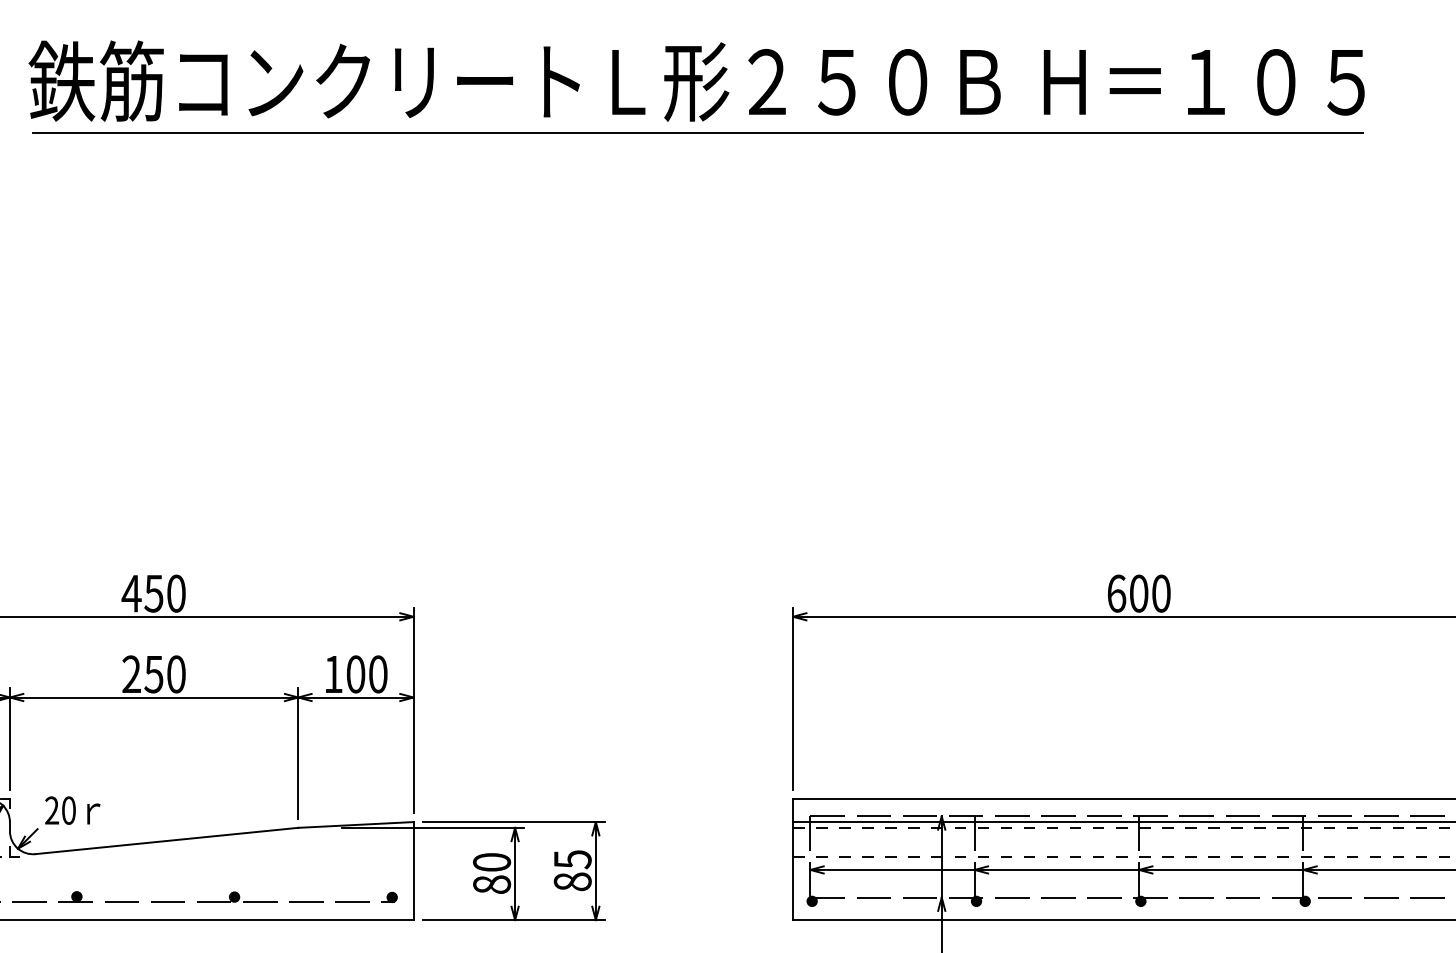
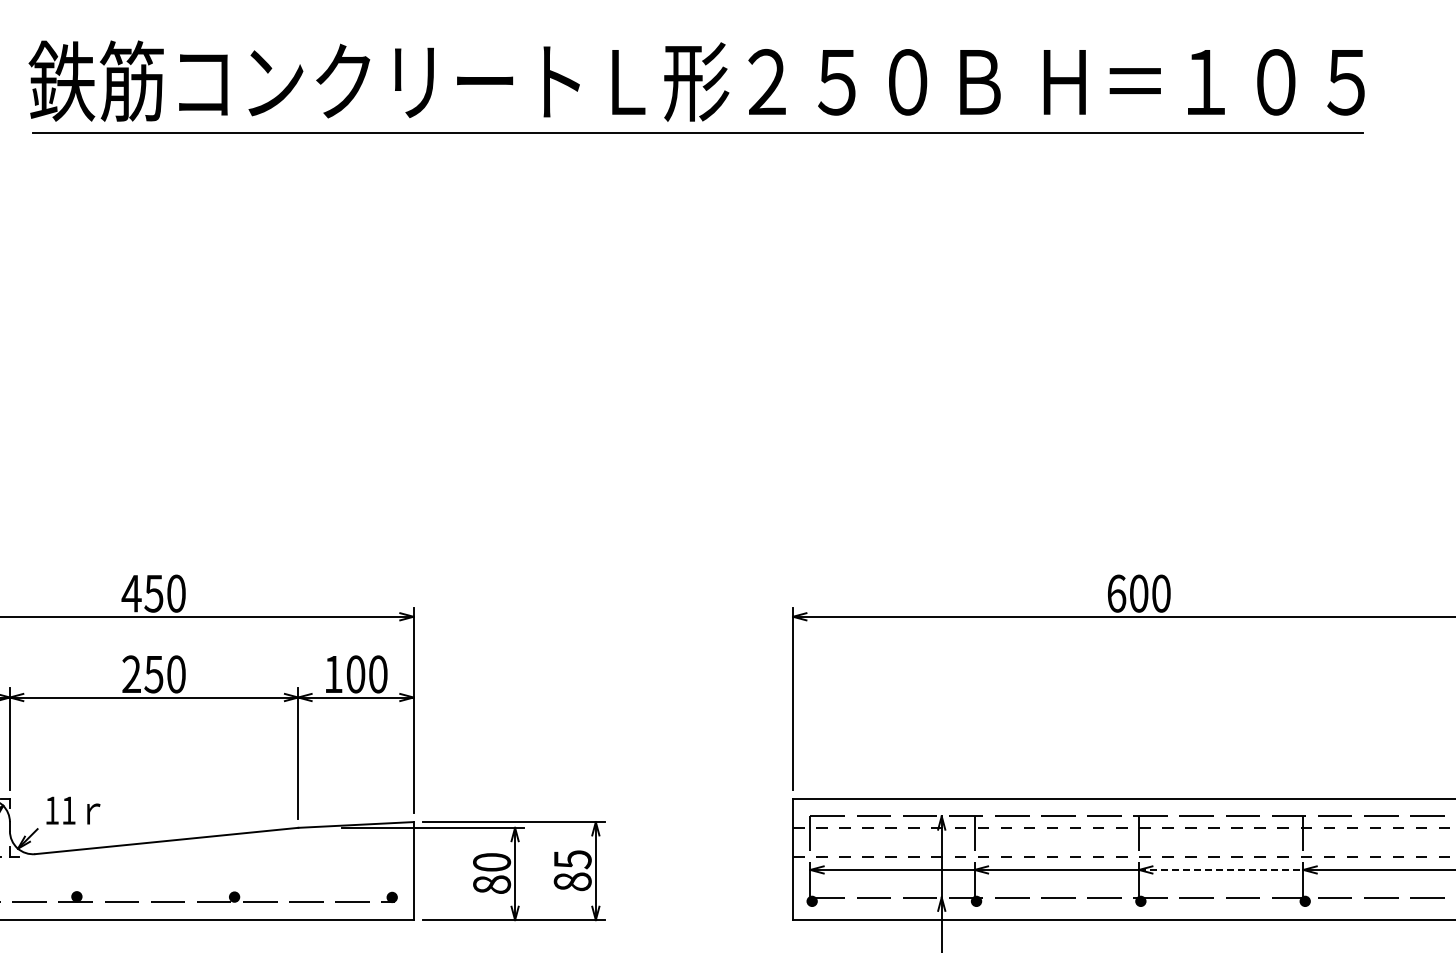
text: 20 -> 11 (60, 810)
line: present -> none (1122, 822)
line: solid -> dashed (1221, 869)
